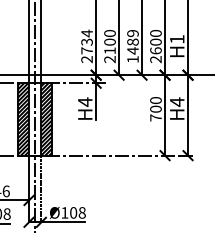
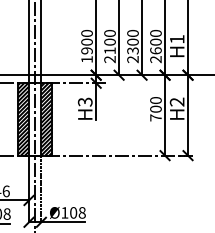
text: 2734 -> 1900 (86, 46)
text: 1489 -> 2300 (132, 46)
text: H4 -> H3 (84, 102)
text: H4 -> H2 (176, 102)
